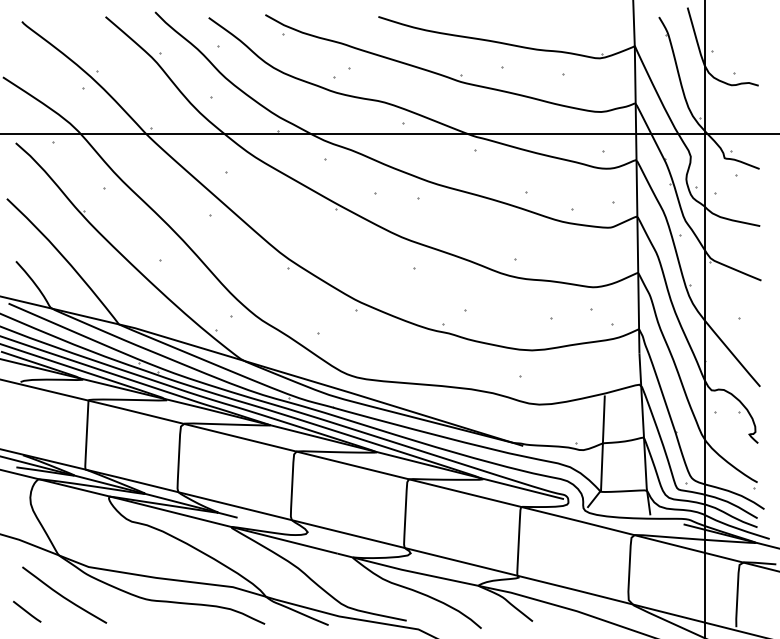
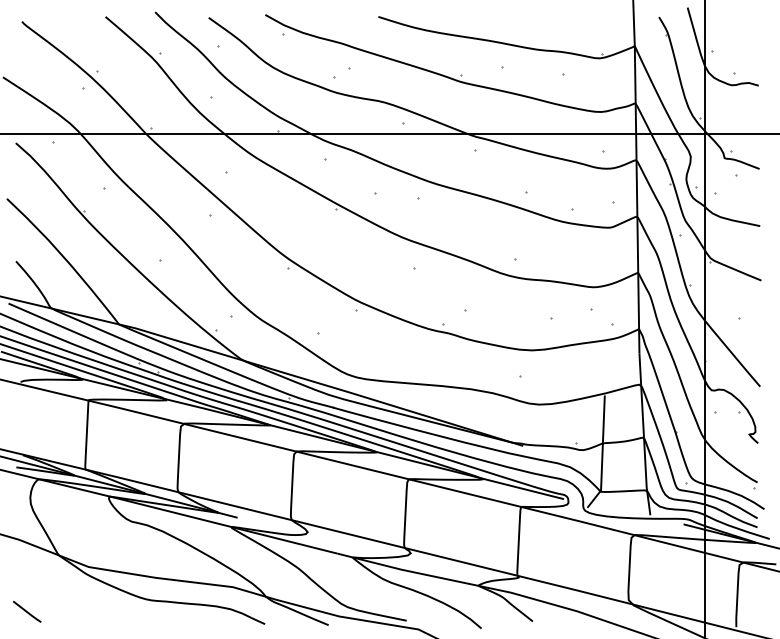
curve: present -> none (64, 596)
